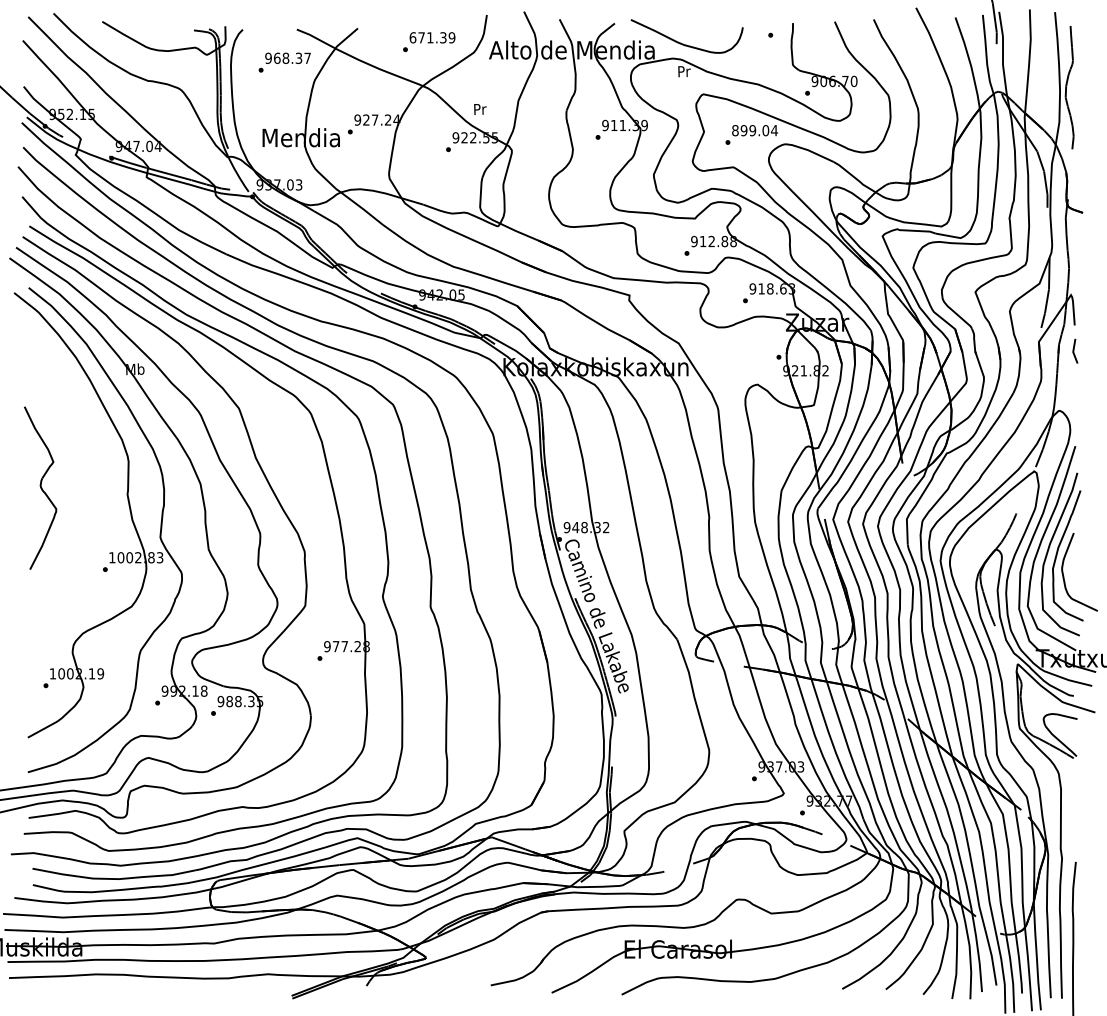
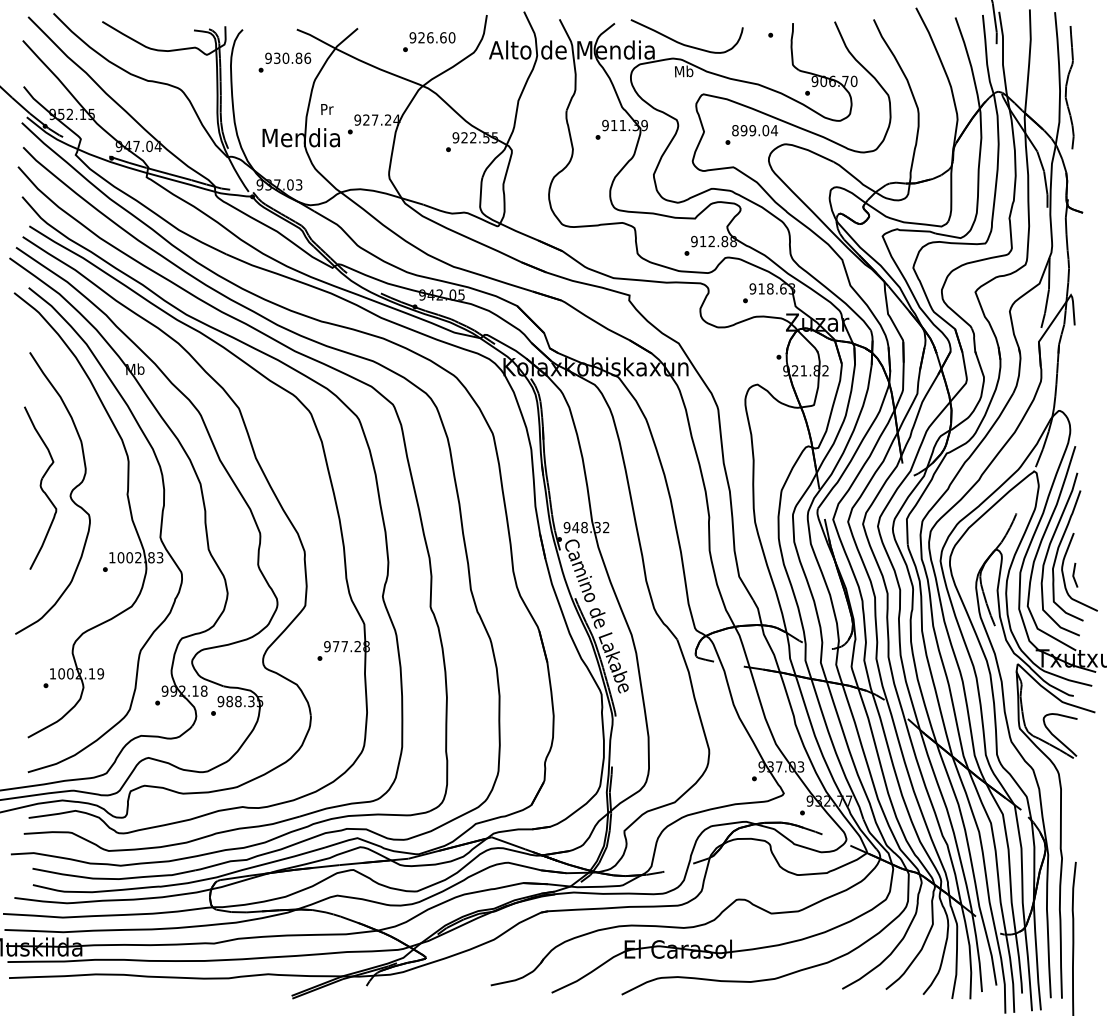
text: 671.39 -> 926.60 (432, 37)
text: 968.37 -> 930.86 (292, 57)
text: Pr -> Mb (684, 71)
text position: (480, 109) -> (327, 109) (327, 109)
line position: (1074, 350) -> (1074, 574) (1074, 574)
curve: none -> present (69, 494)
